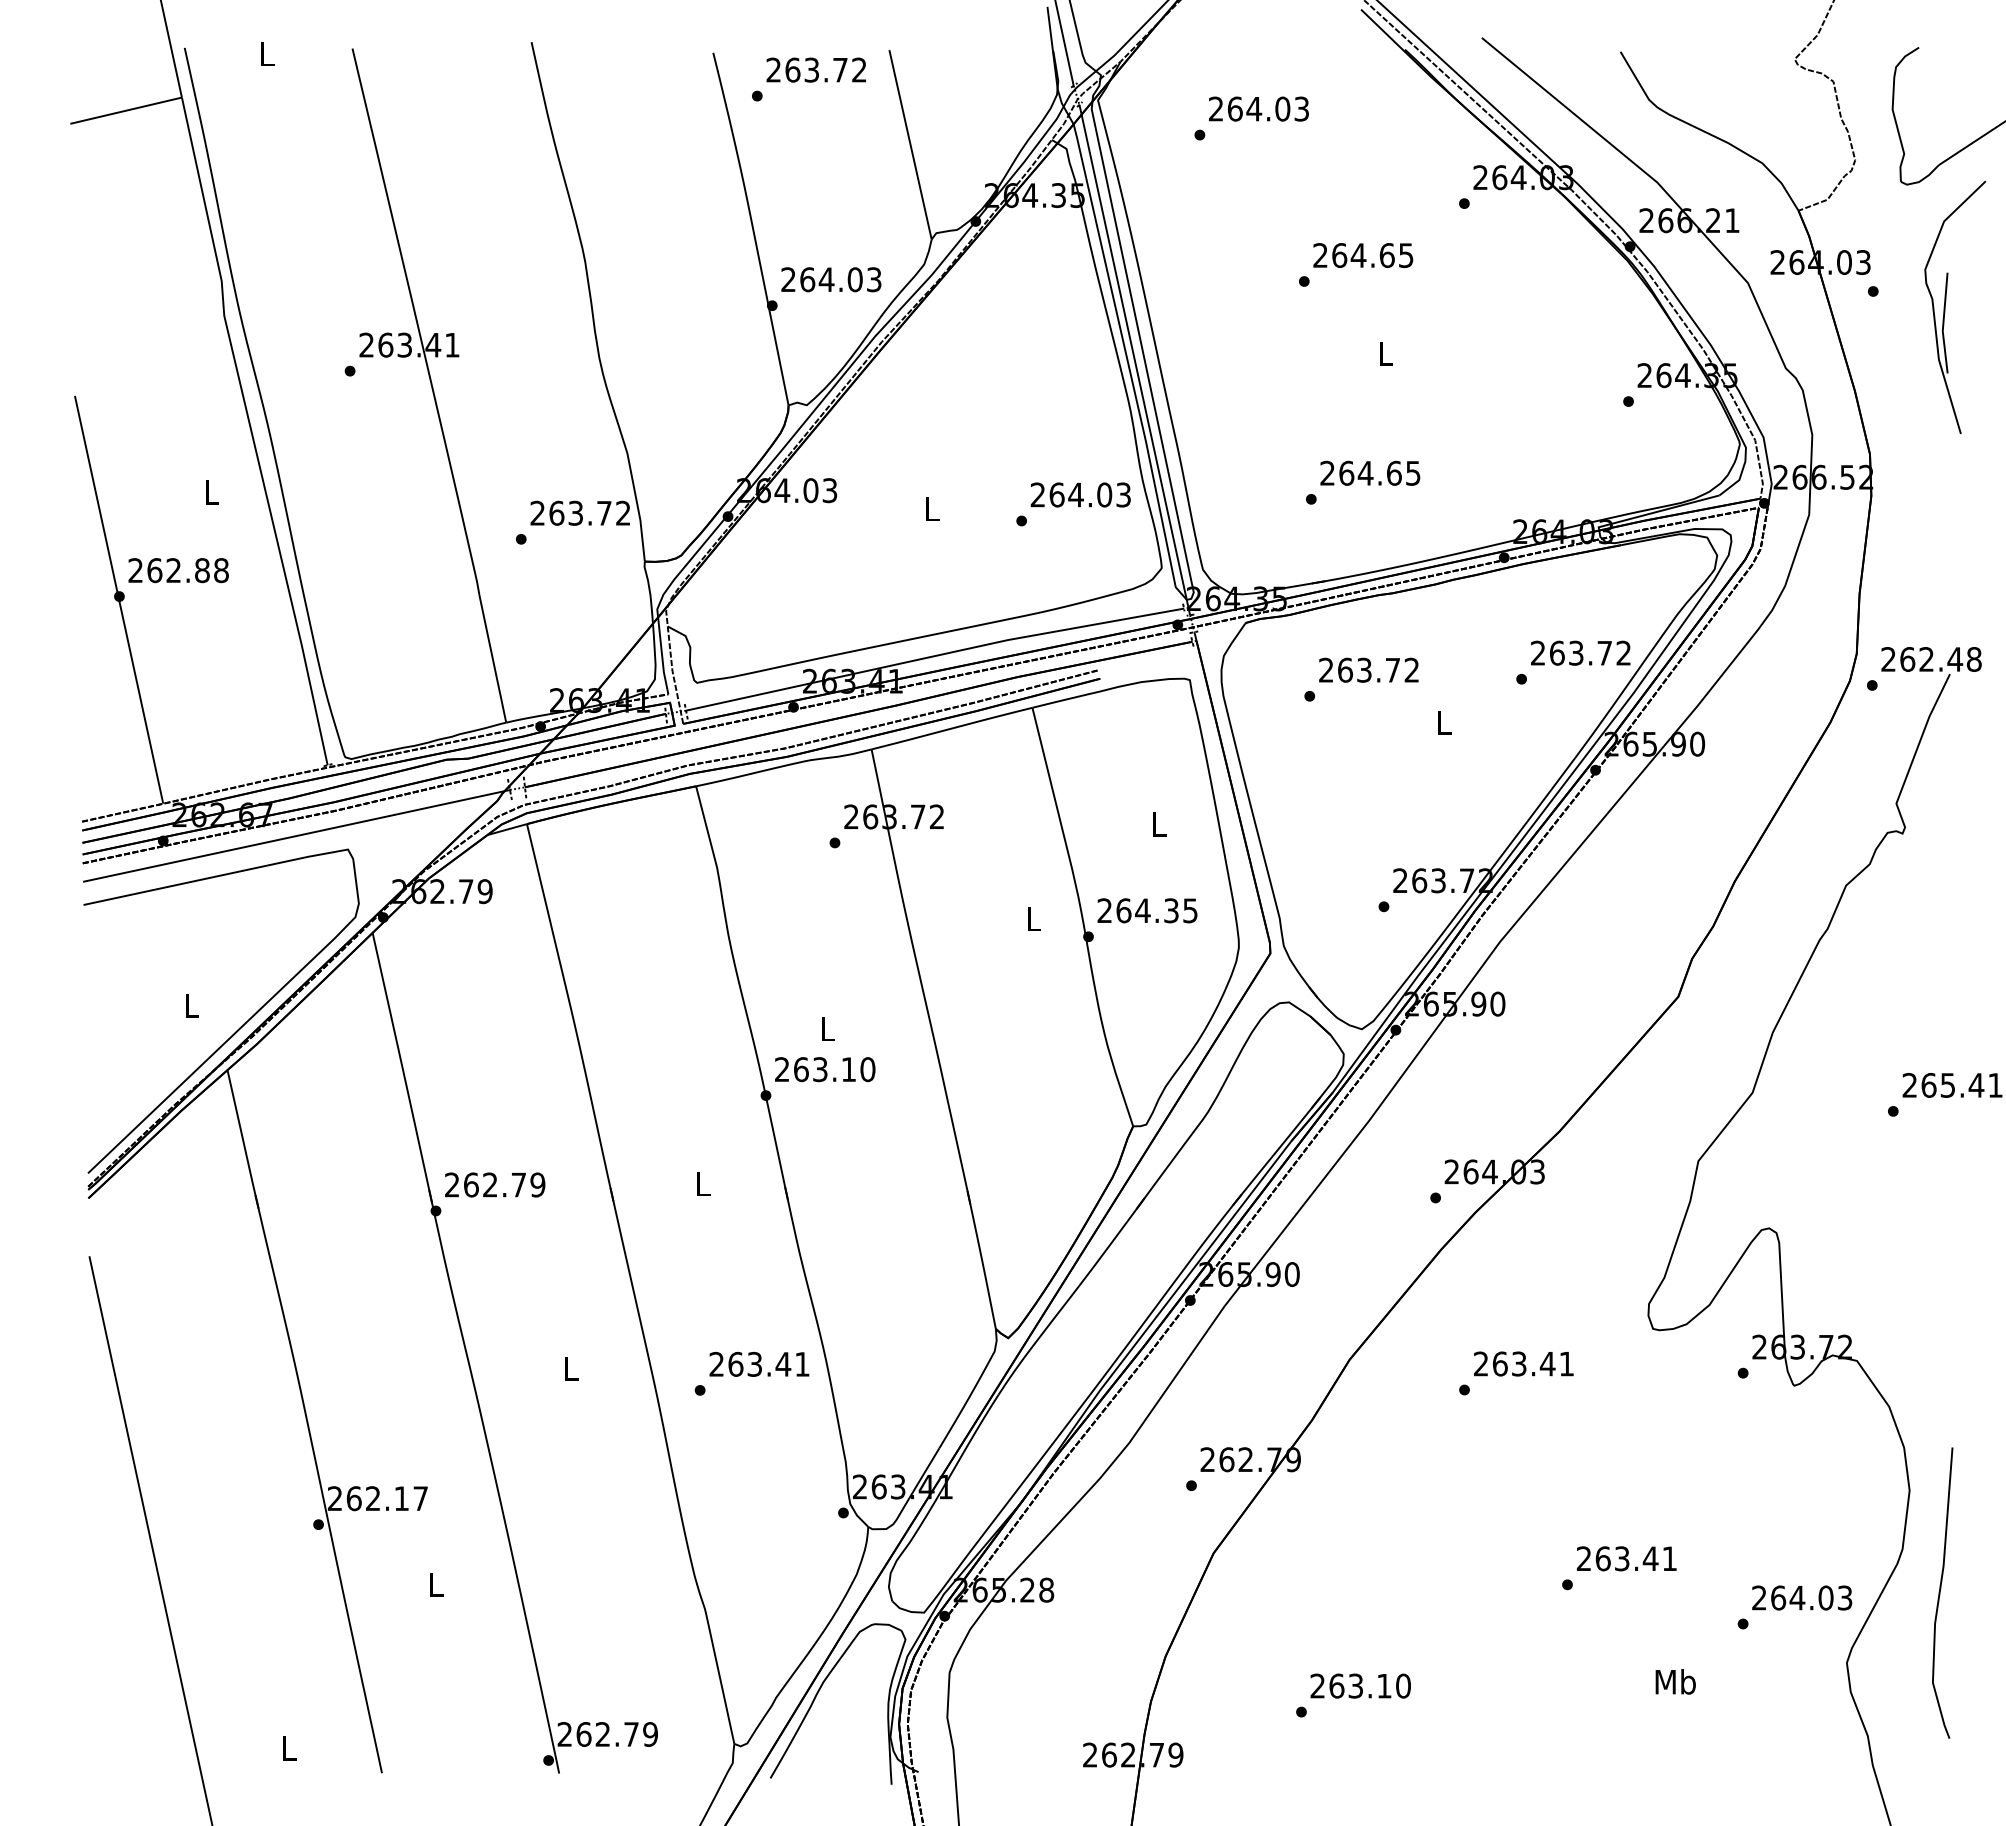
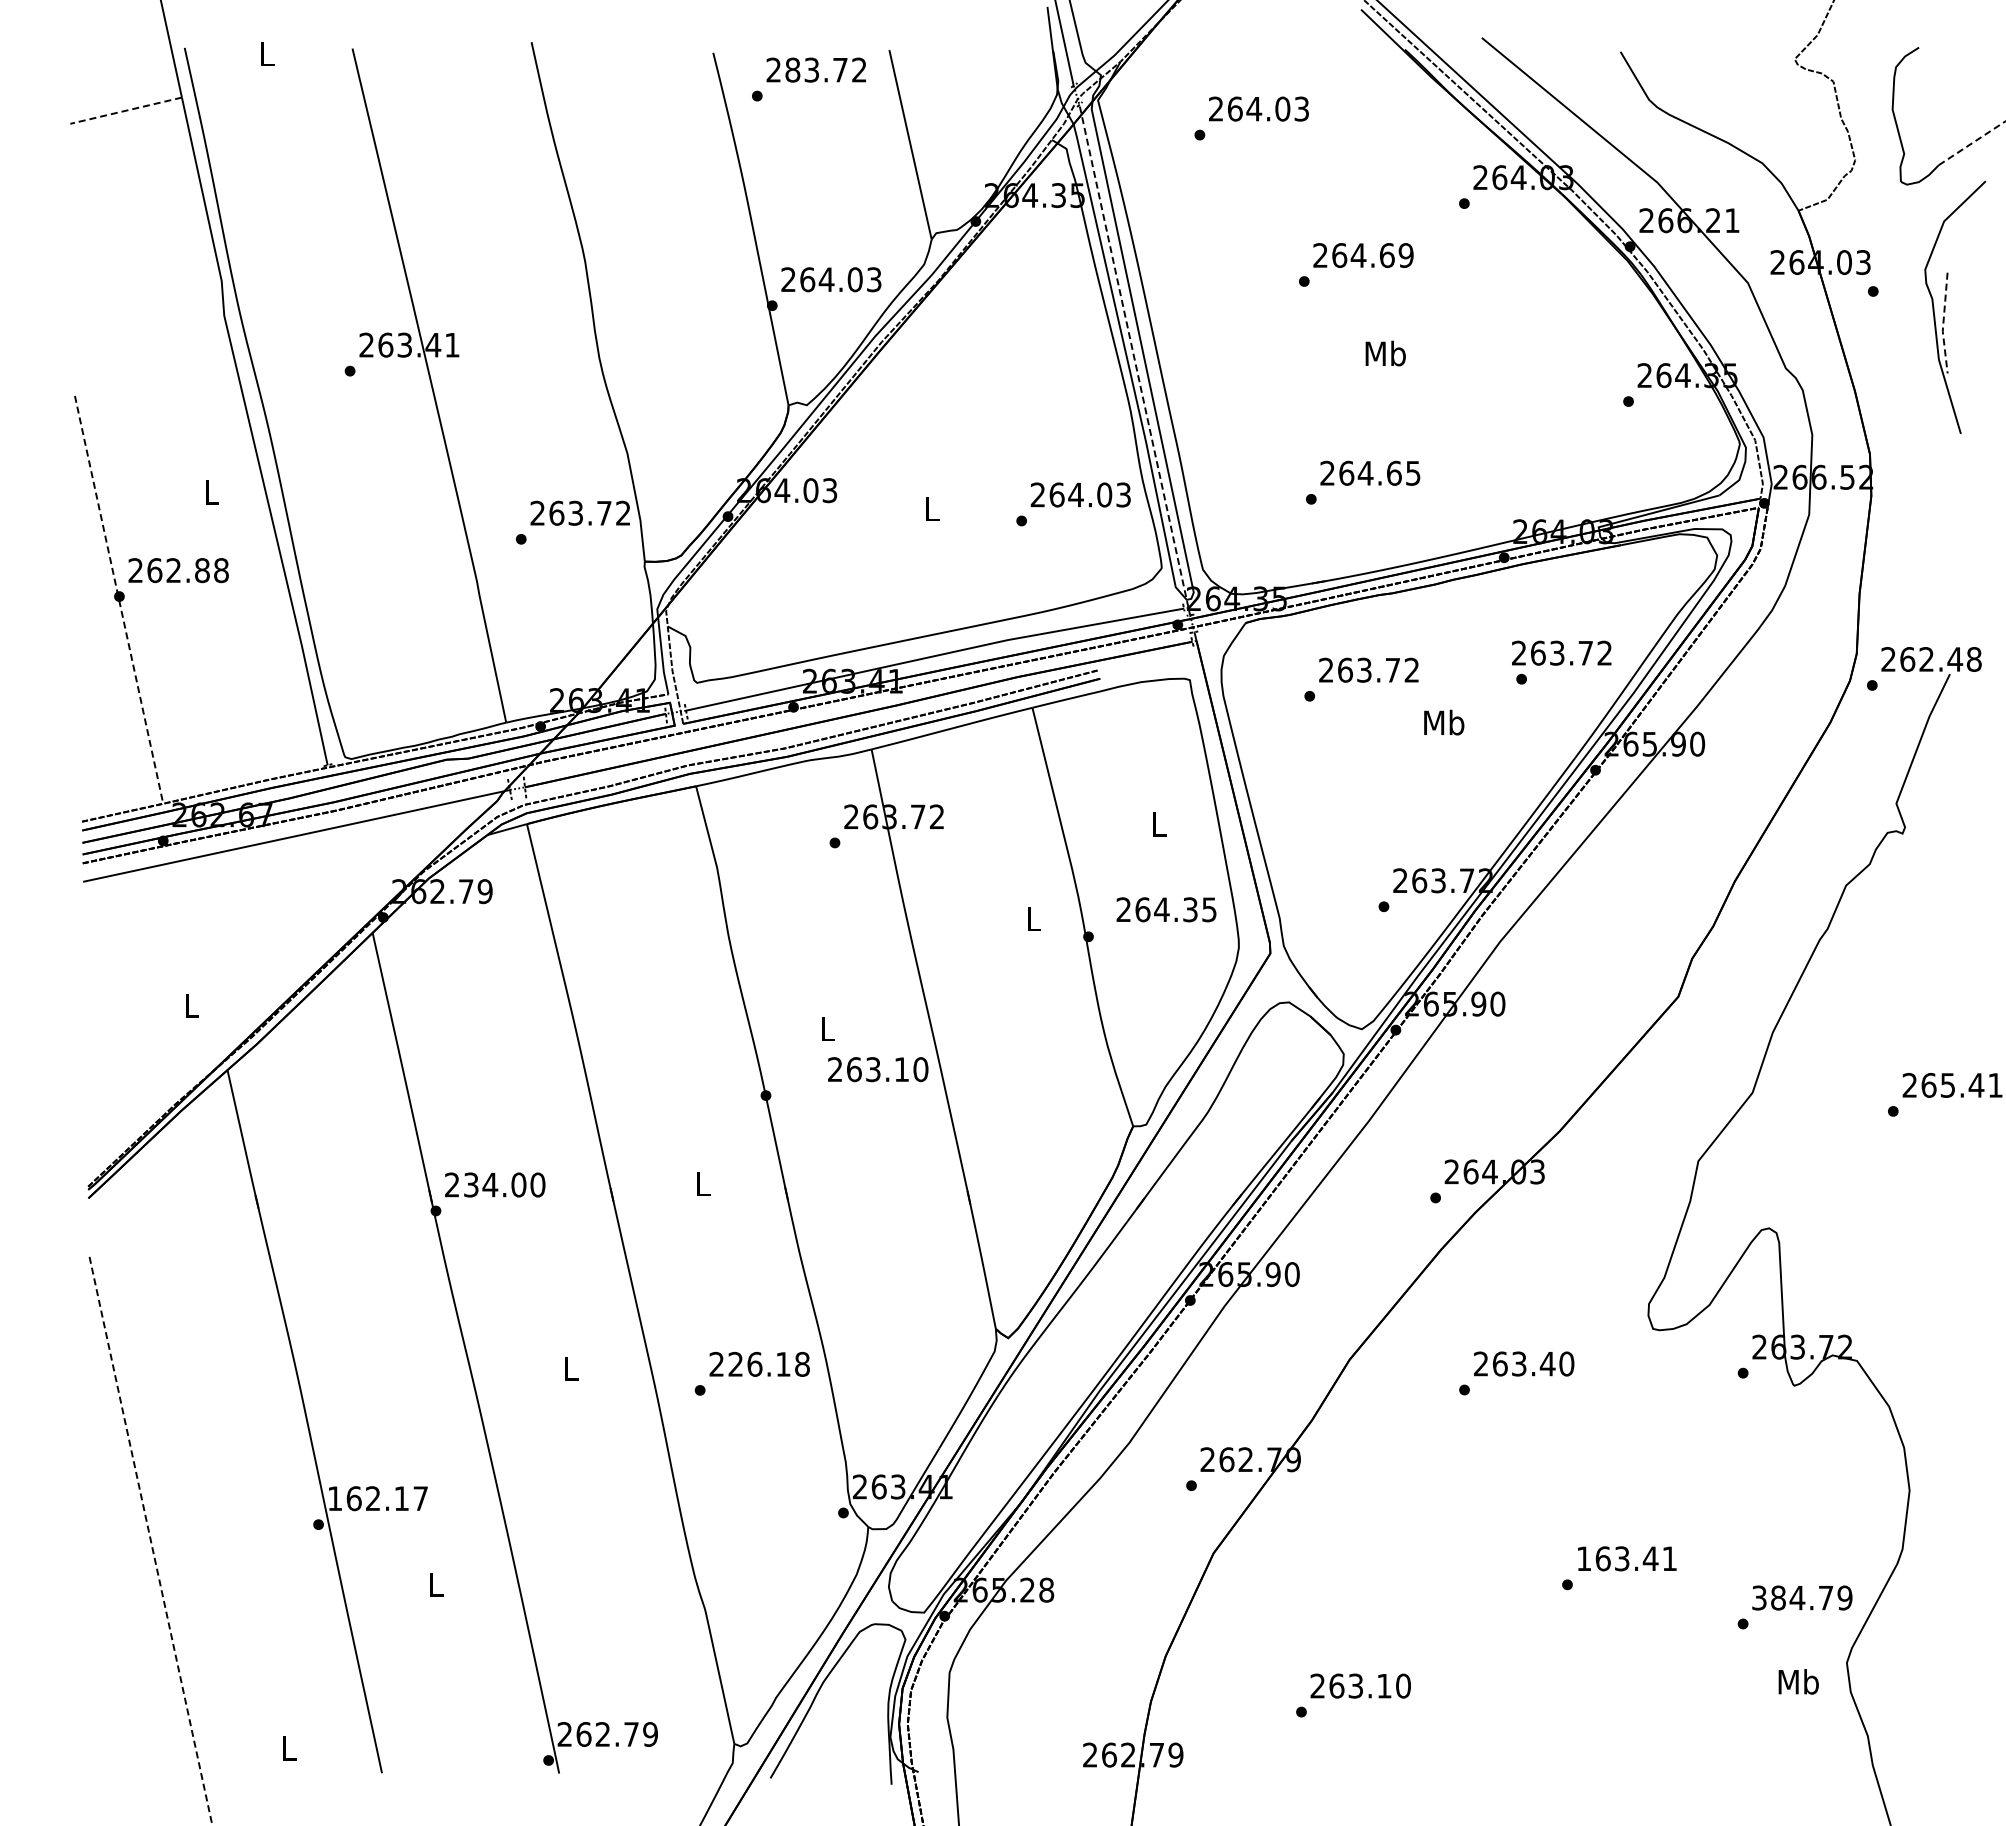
text: 263.72 -> 283.72 (792, 69)
line: solid -> dashed (125, 110)
line: solid -> dashed (1972, 143)
text: 264.65 -> 264.69 (1405, 255)
line: solid -> dashed (1943, 324)
text: L -> Mb (1385, 353)
line: solid -> dashed (1133, 355)
line: solid -> dashed (119, 599)
text position: (1580, 652) -> (1561, 652) (1561, 652)
text: L -> Mb (1444, 722)
text position: (1147, 910) -> (1166, 909) (1166, 909)
curve: present -> none (239, 1027)
text position: (825, 1069) -> (878, 1069) (878, 1069)
text: 262.79 -> 234.00 (504, 1184)
text: 263.41 -> 226.18 (768, 1363)
text: 263.41 -> 263.40 (1566, 1363)
text: 262.17 -> 162.17 (334, 1498)
line: solid -> dashed (150, 1540)
text: 263.41 -> 163.41 (1583, 1558)
curve: present -> none (1940, 1592)
text: 264.03 -> 384.79 (1802, 1597)
text position: (1675, 1681) -> (1798, 1681) (1798, 1681)
